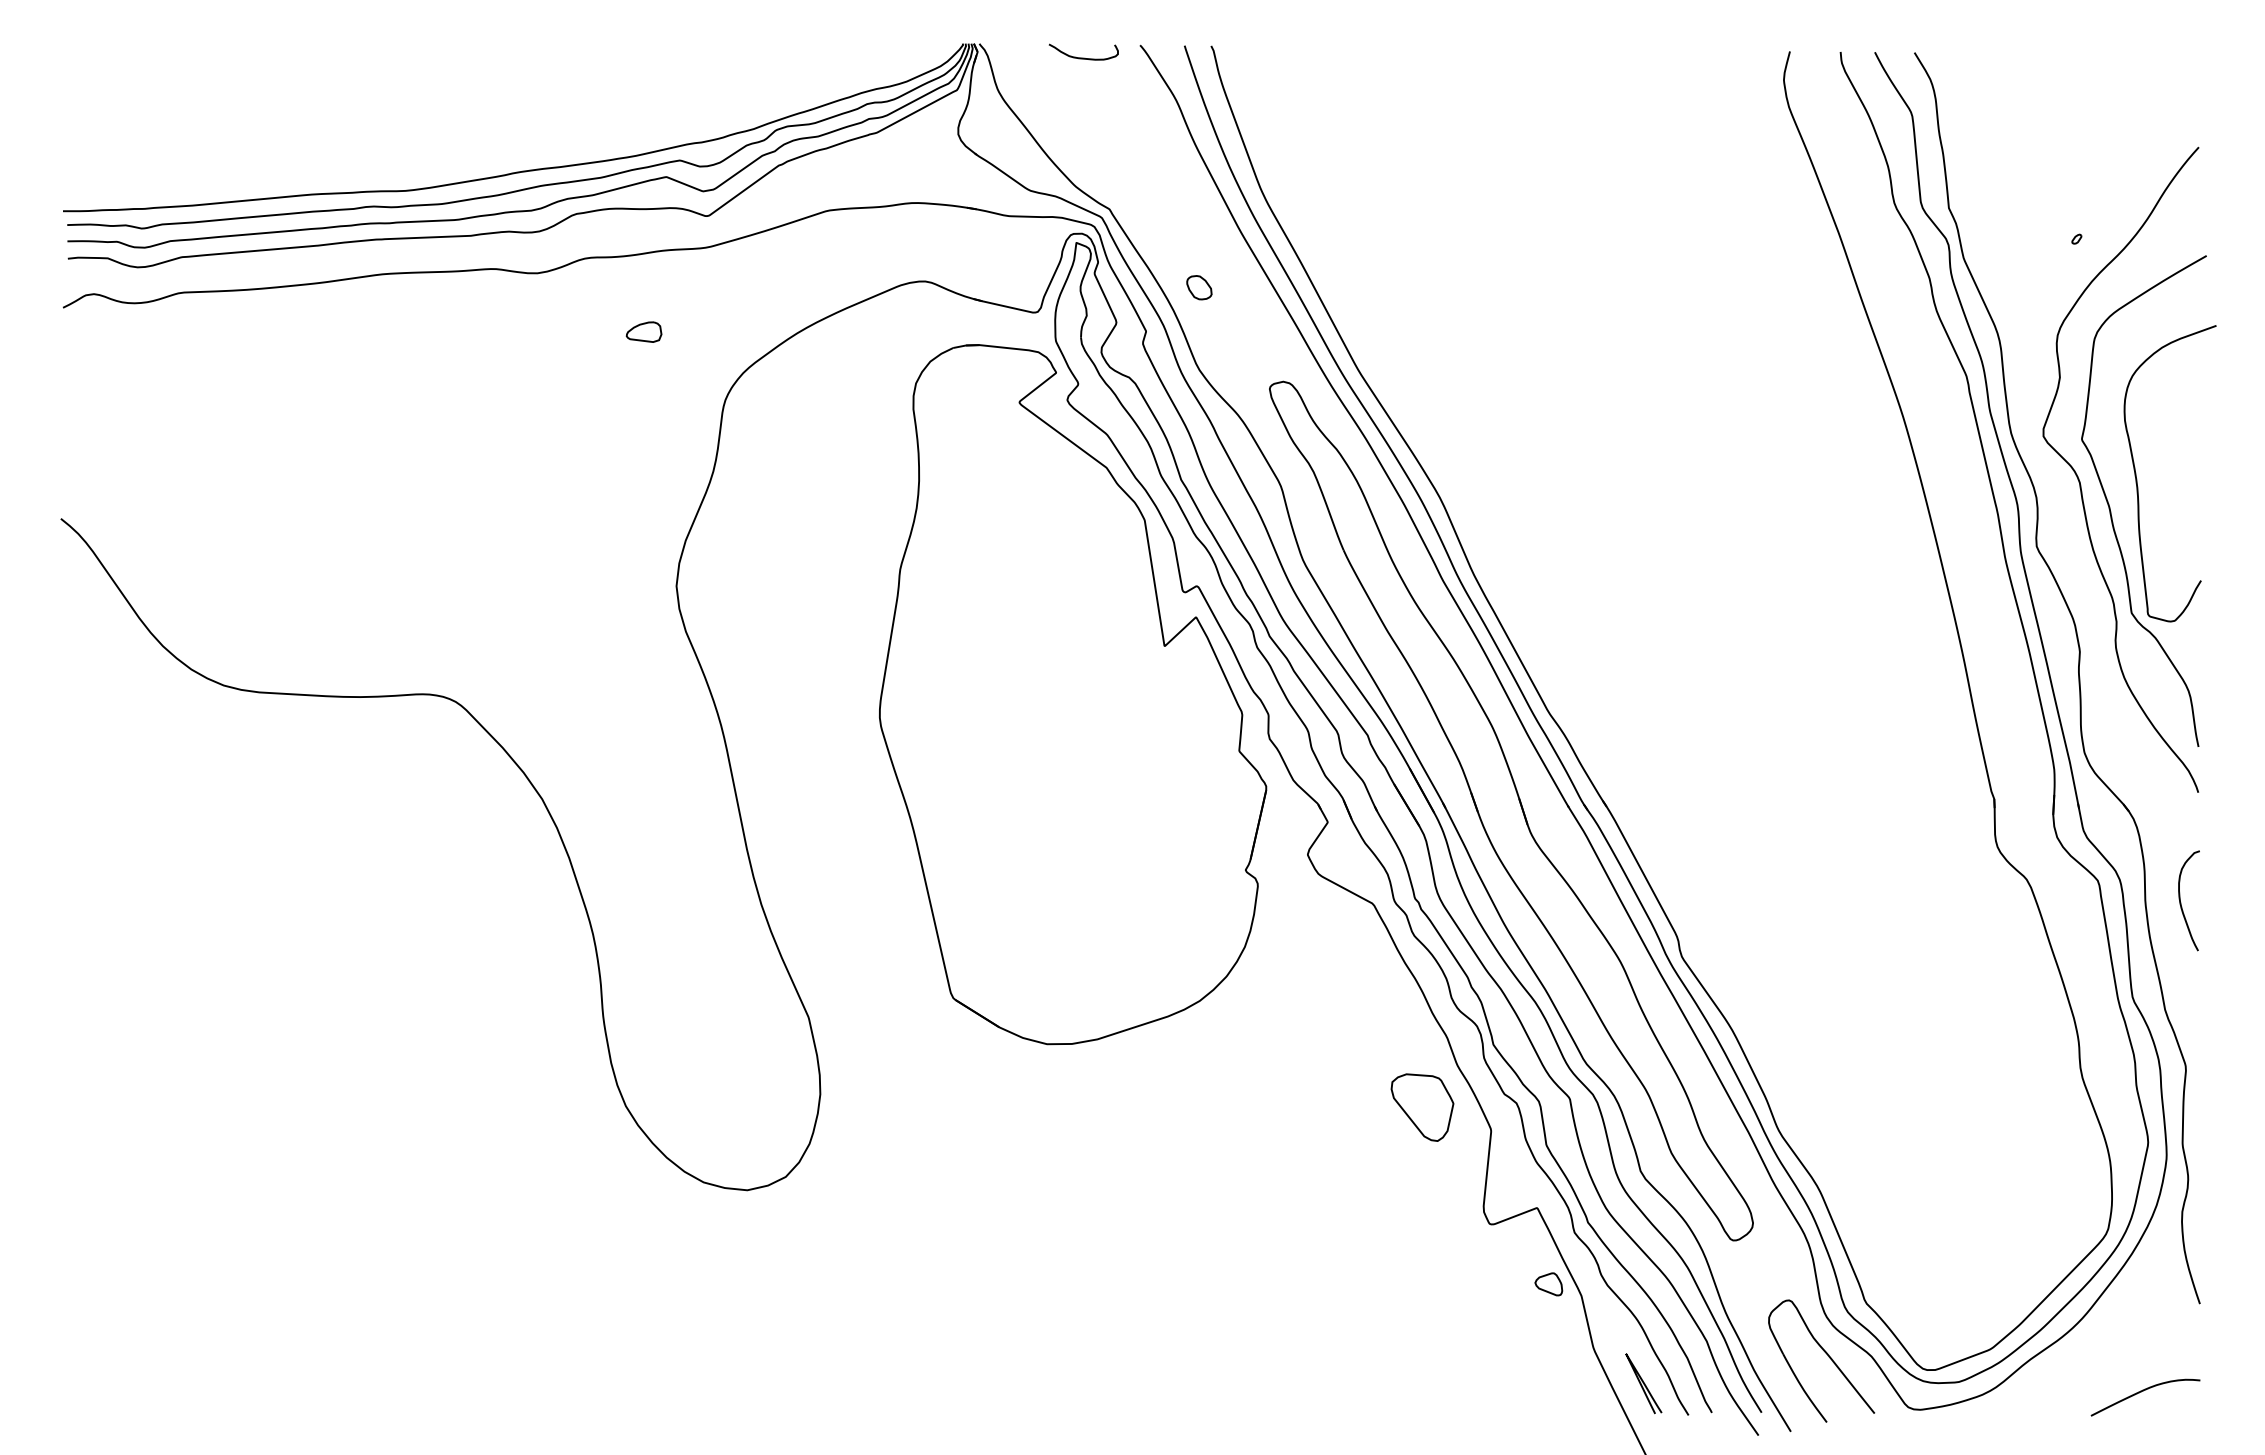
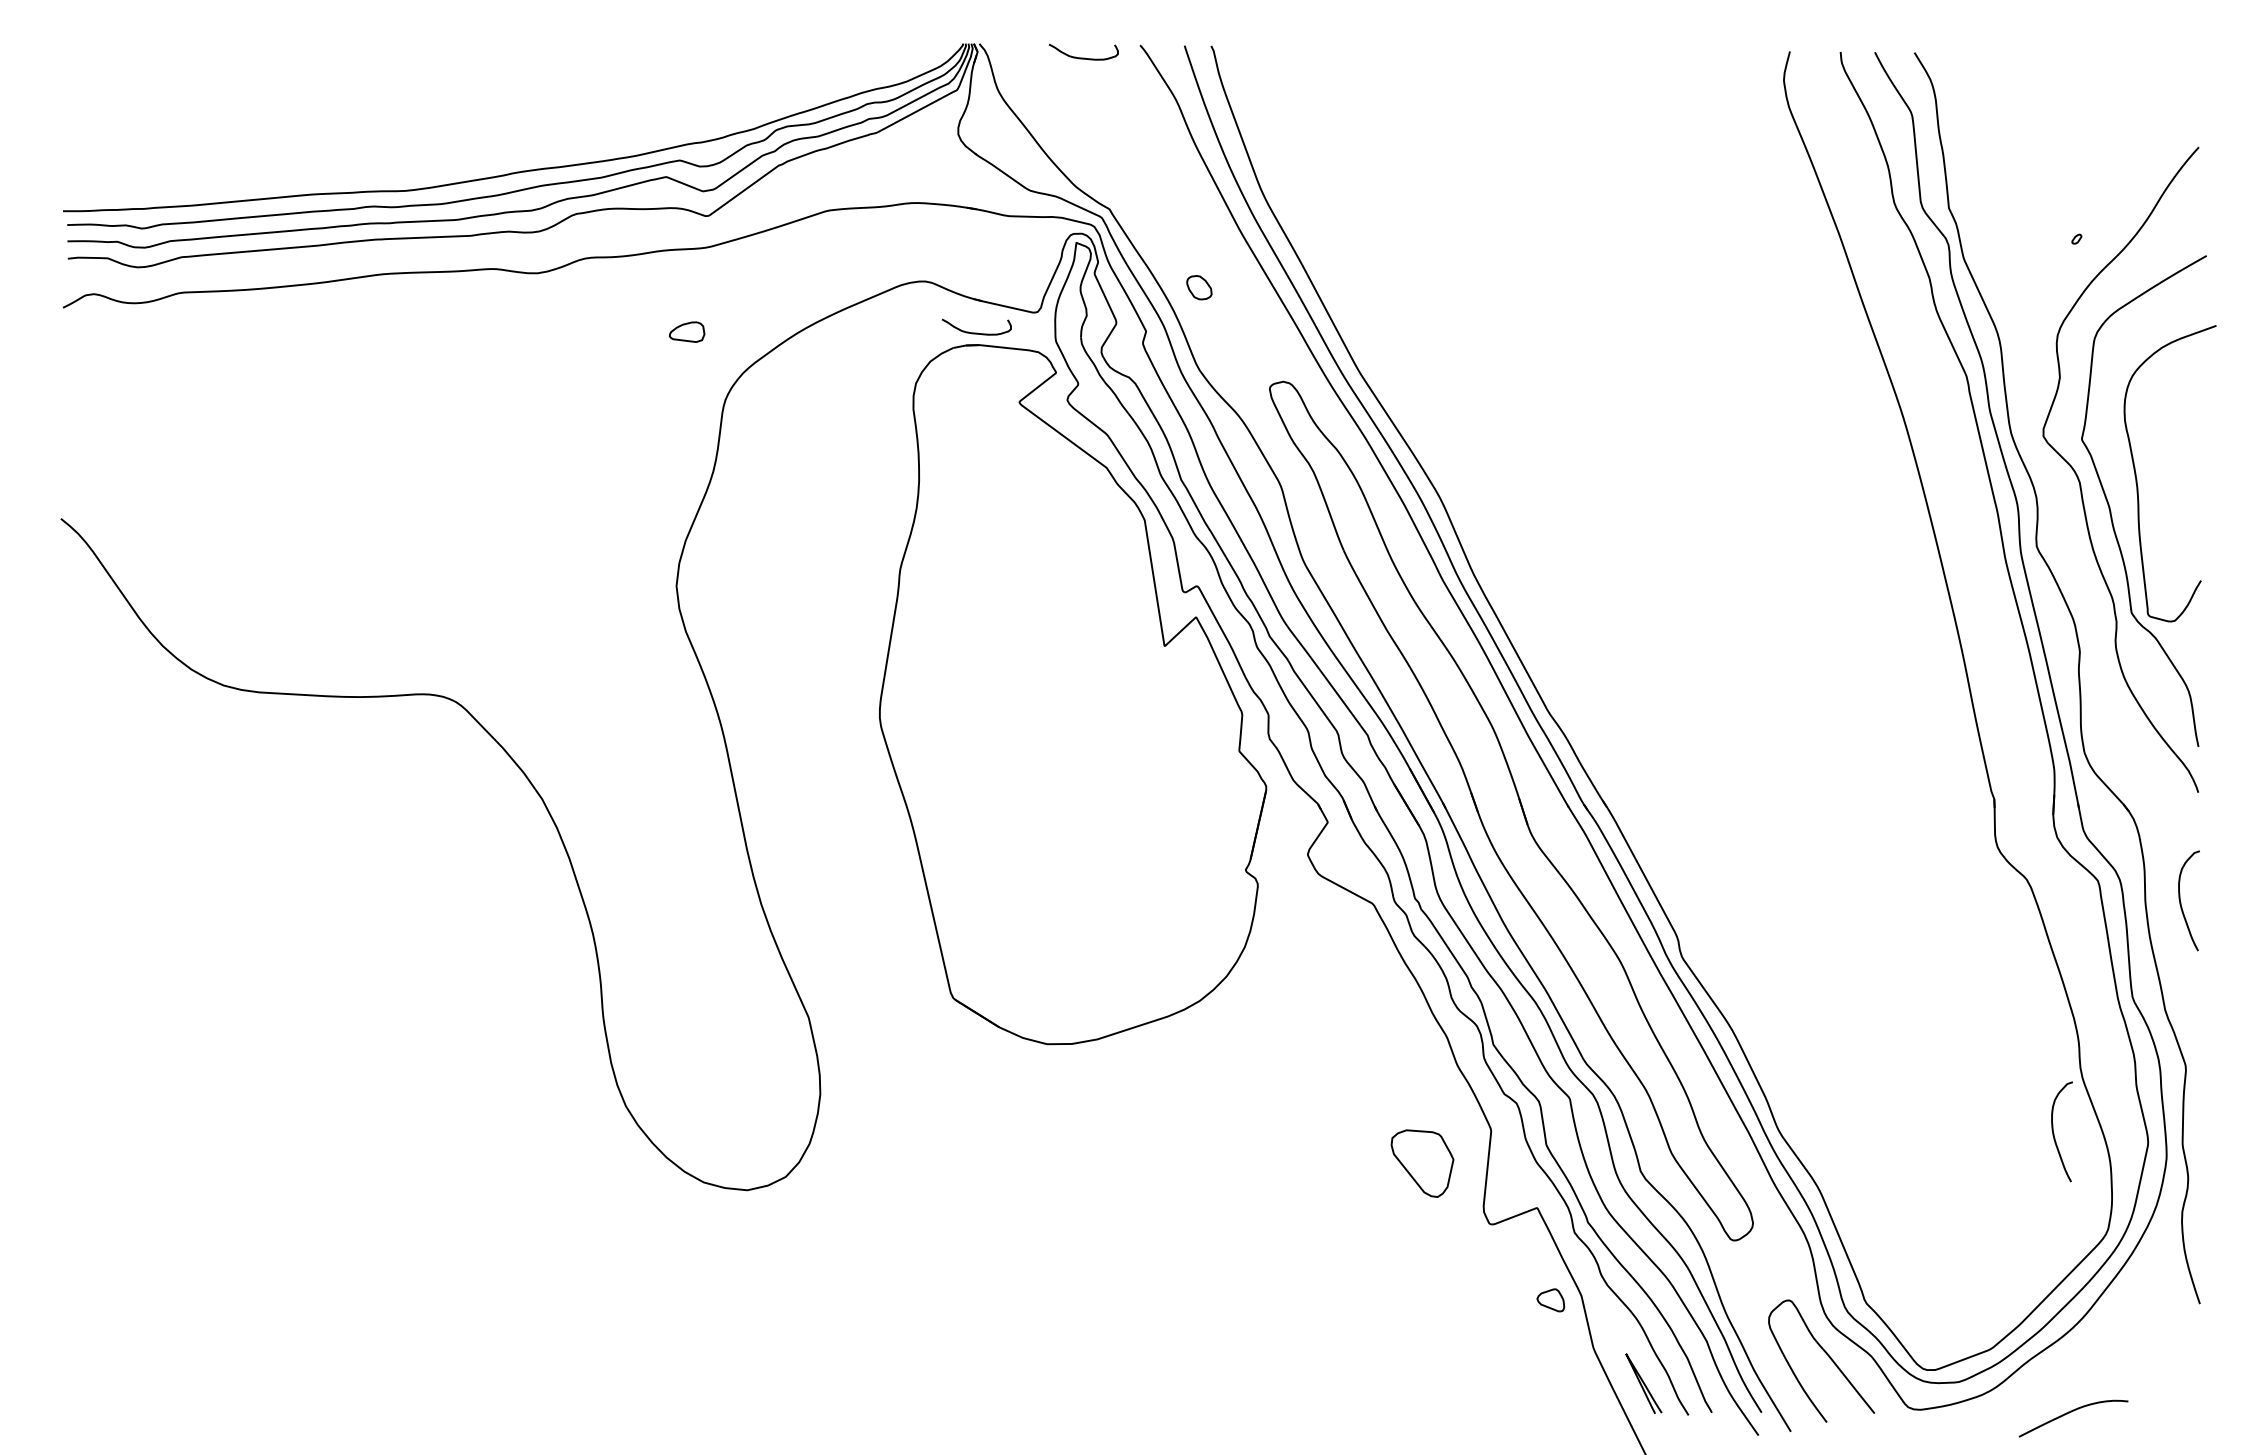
part position: (643, 331) -> (686, 331) (686, 331)
curve: none -> present (976, 332)
part position: (1422, 1107) -> (1422, 1163) (1422, 1163)
curve: none -> present (2054, 1133)
part position: (1548, 1284) -> (1550, 1300) (1550, 1300)
curve position: (2143, 1391) -> (2071, 1412) (2071, 1412)
